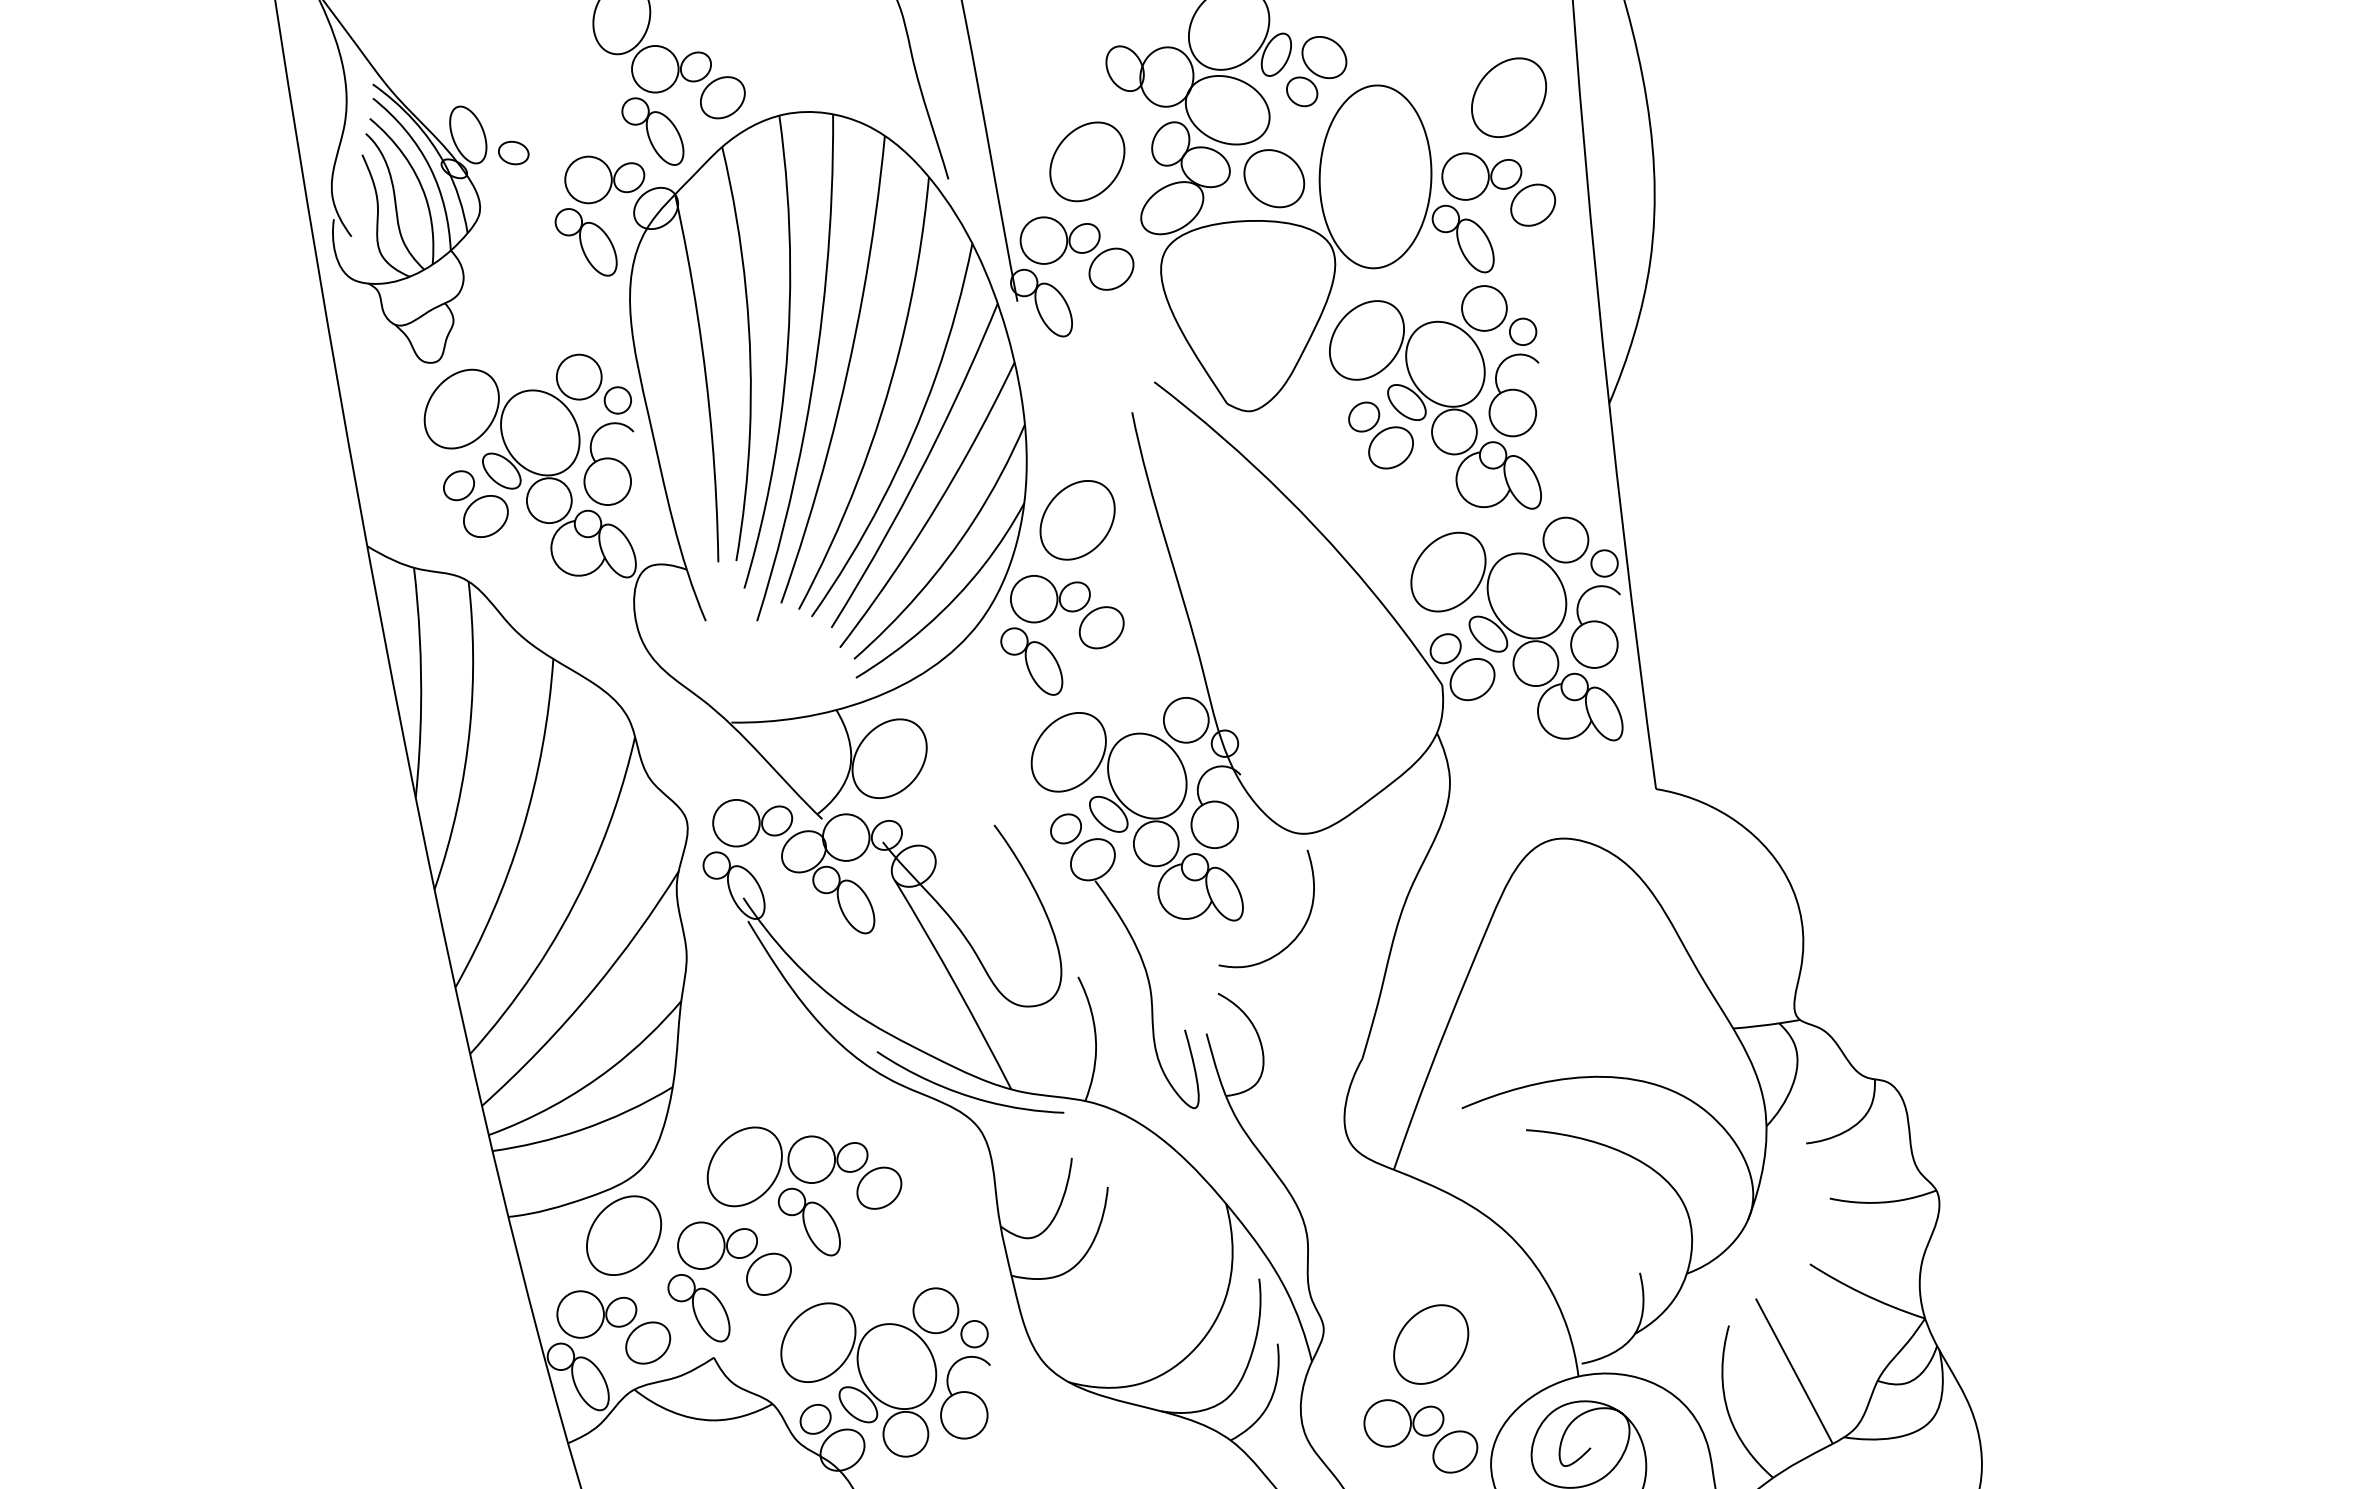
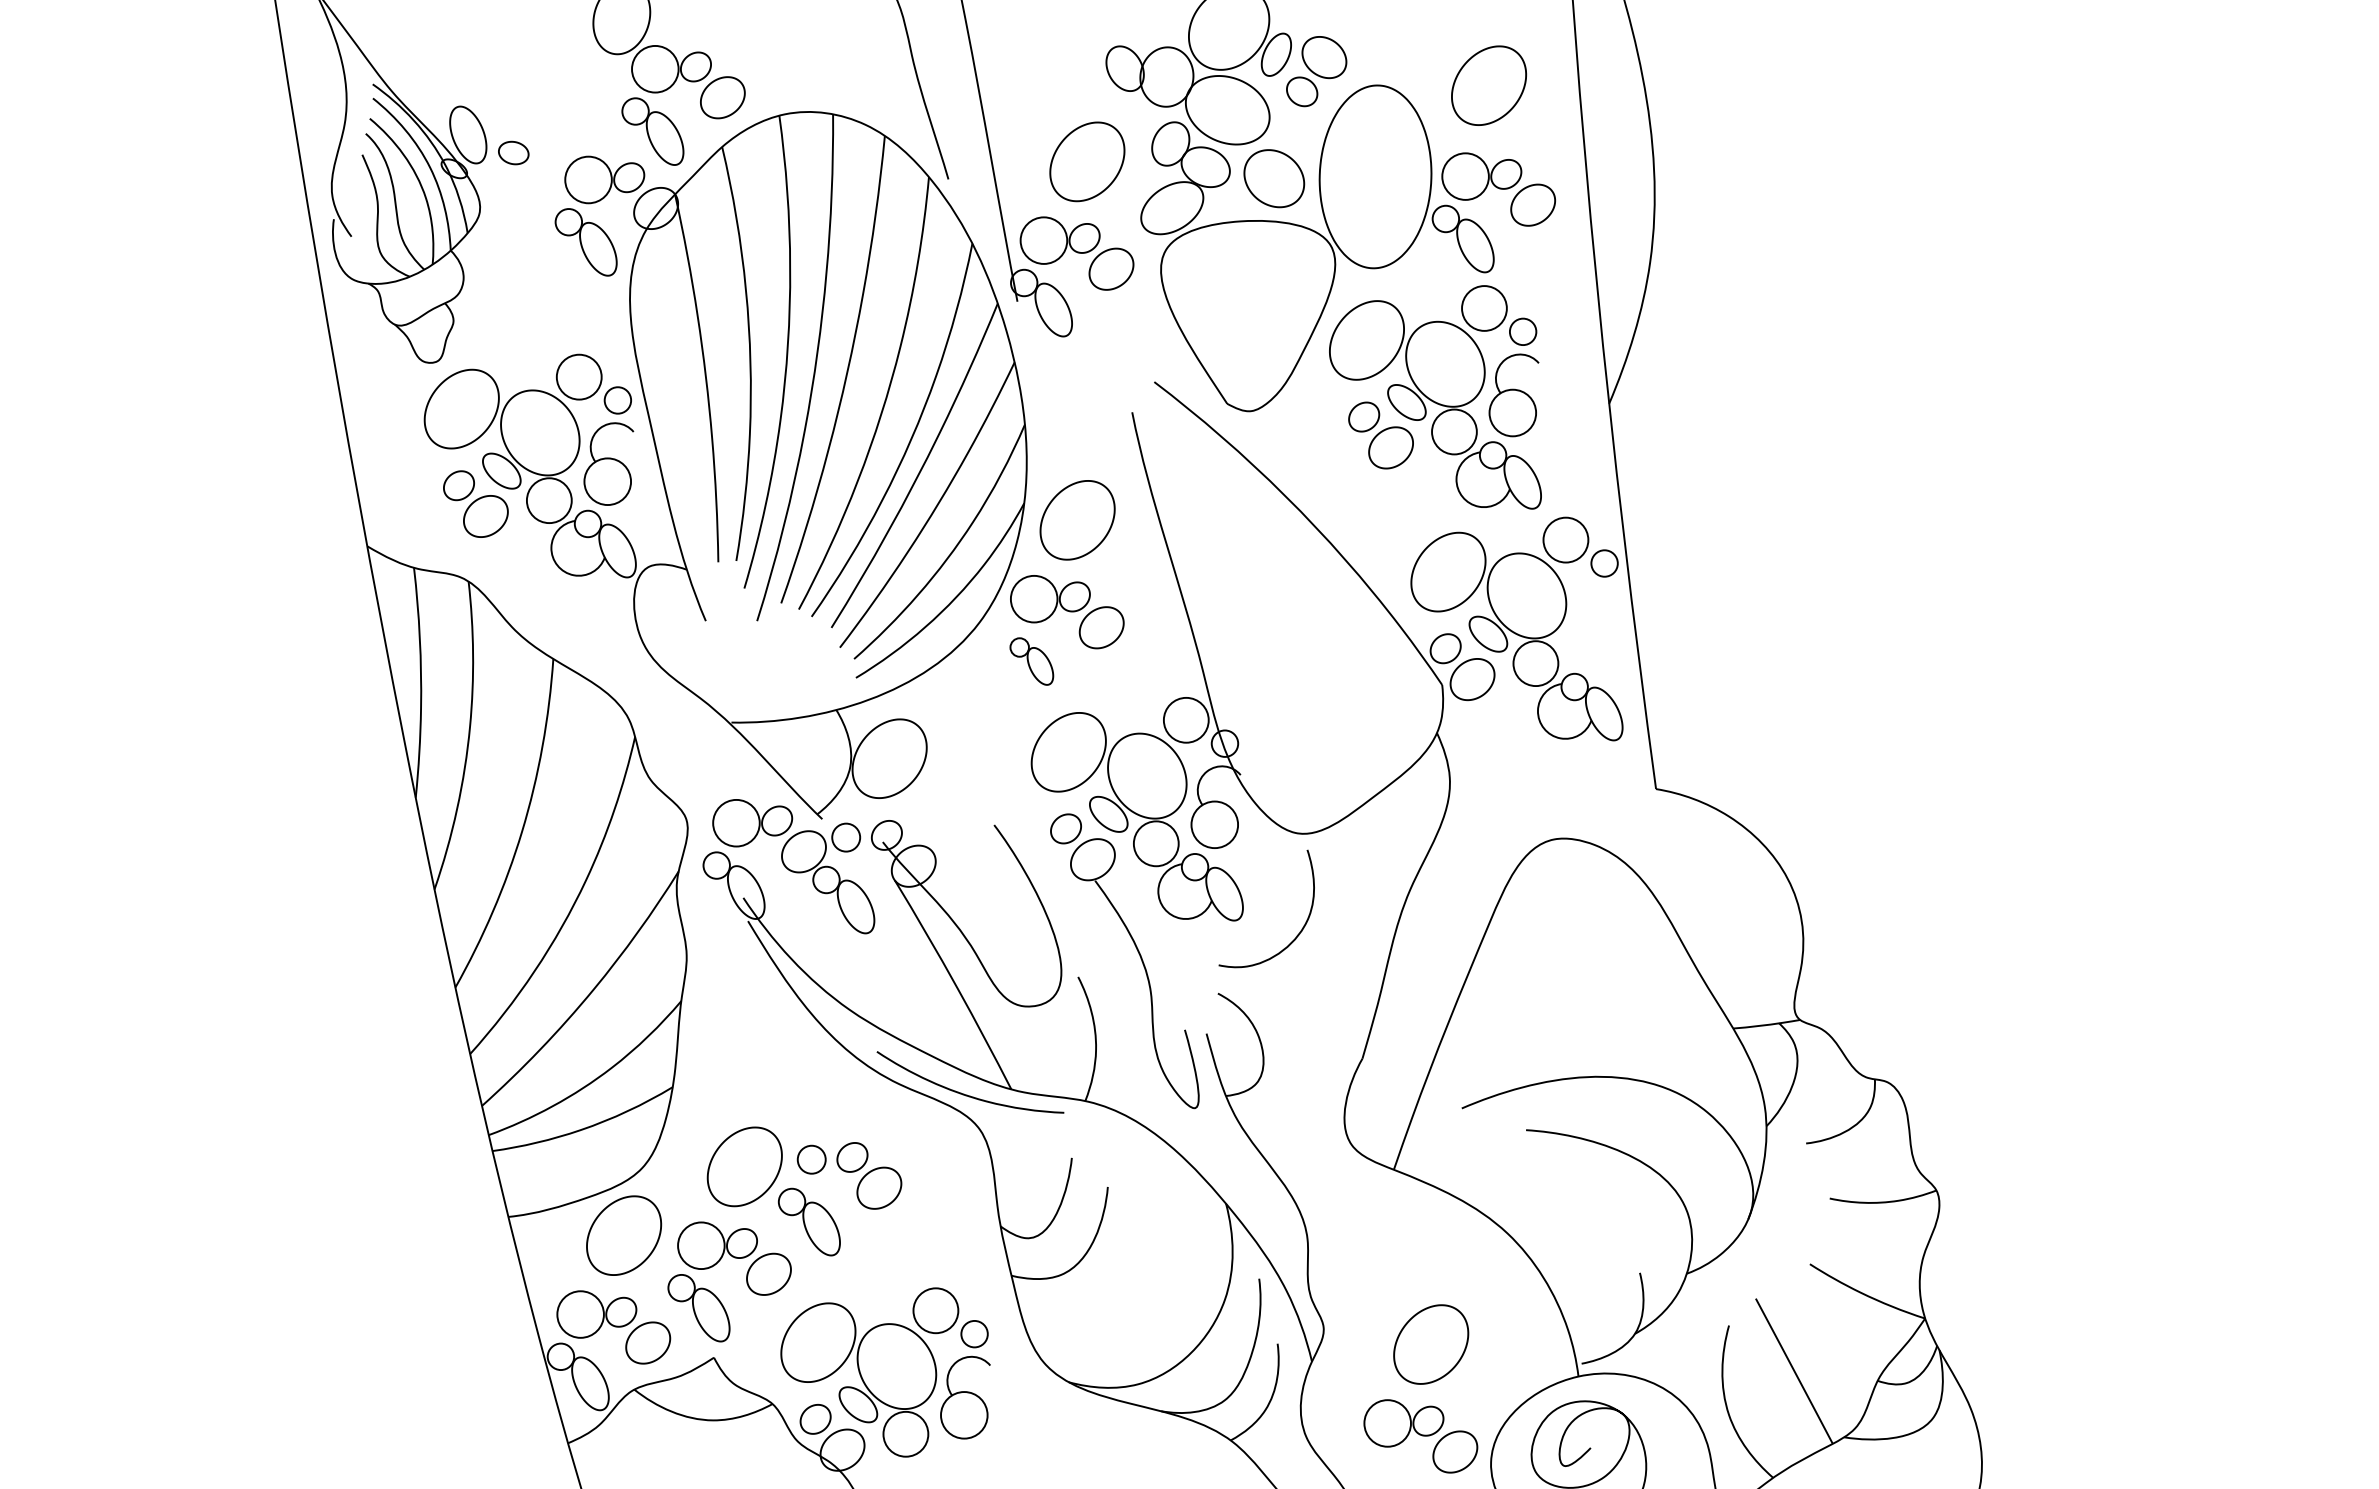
part position: (1509, 97) -> (1489, 85) (1489, 85)
part: present -> none (1595, 626)
part size: 64x69 px -> 46x49 px (1031, 661)
circle diameter: 47 px -> 28 px (846, 837)
circle diameter: 47 px -> 28 px (811, 1159)
